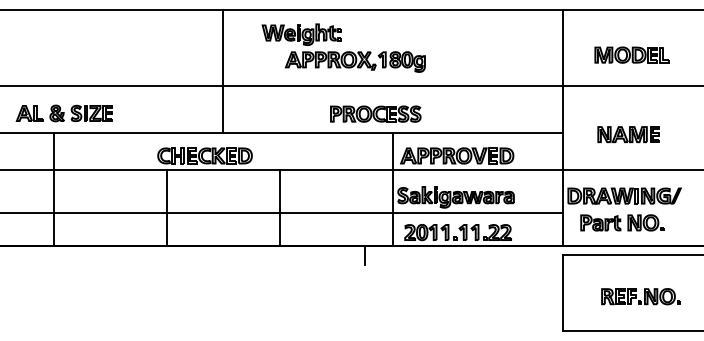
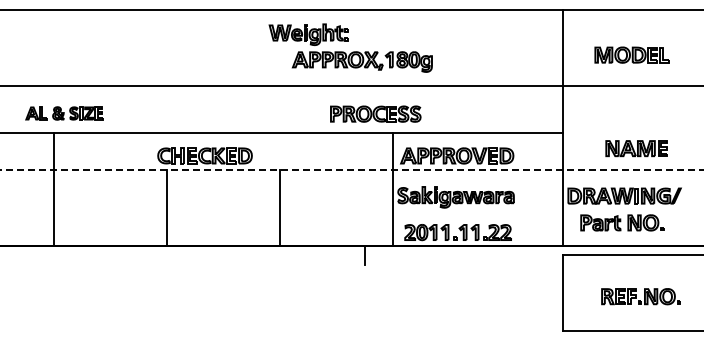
part position: (343, 47) -> (350, 47) (350, 47)
line: present -> none (223, 71)
part size: 98x19 px -> 79x15 px (64, 113)
part position: (628, 134) -> (636, 148) (636, 148)
line: solid -> dashed (352, 170)
line: present -> none (282, 212)
